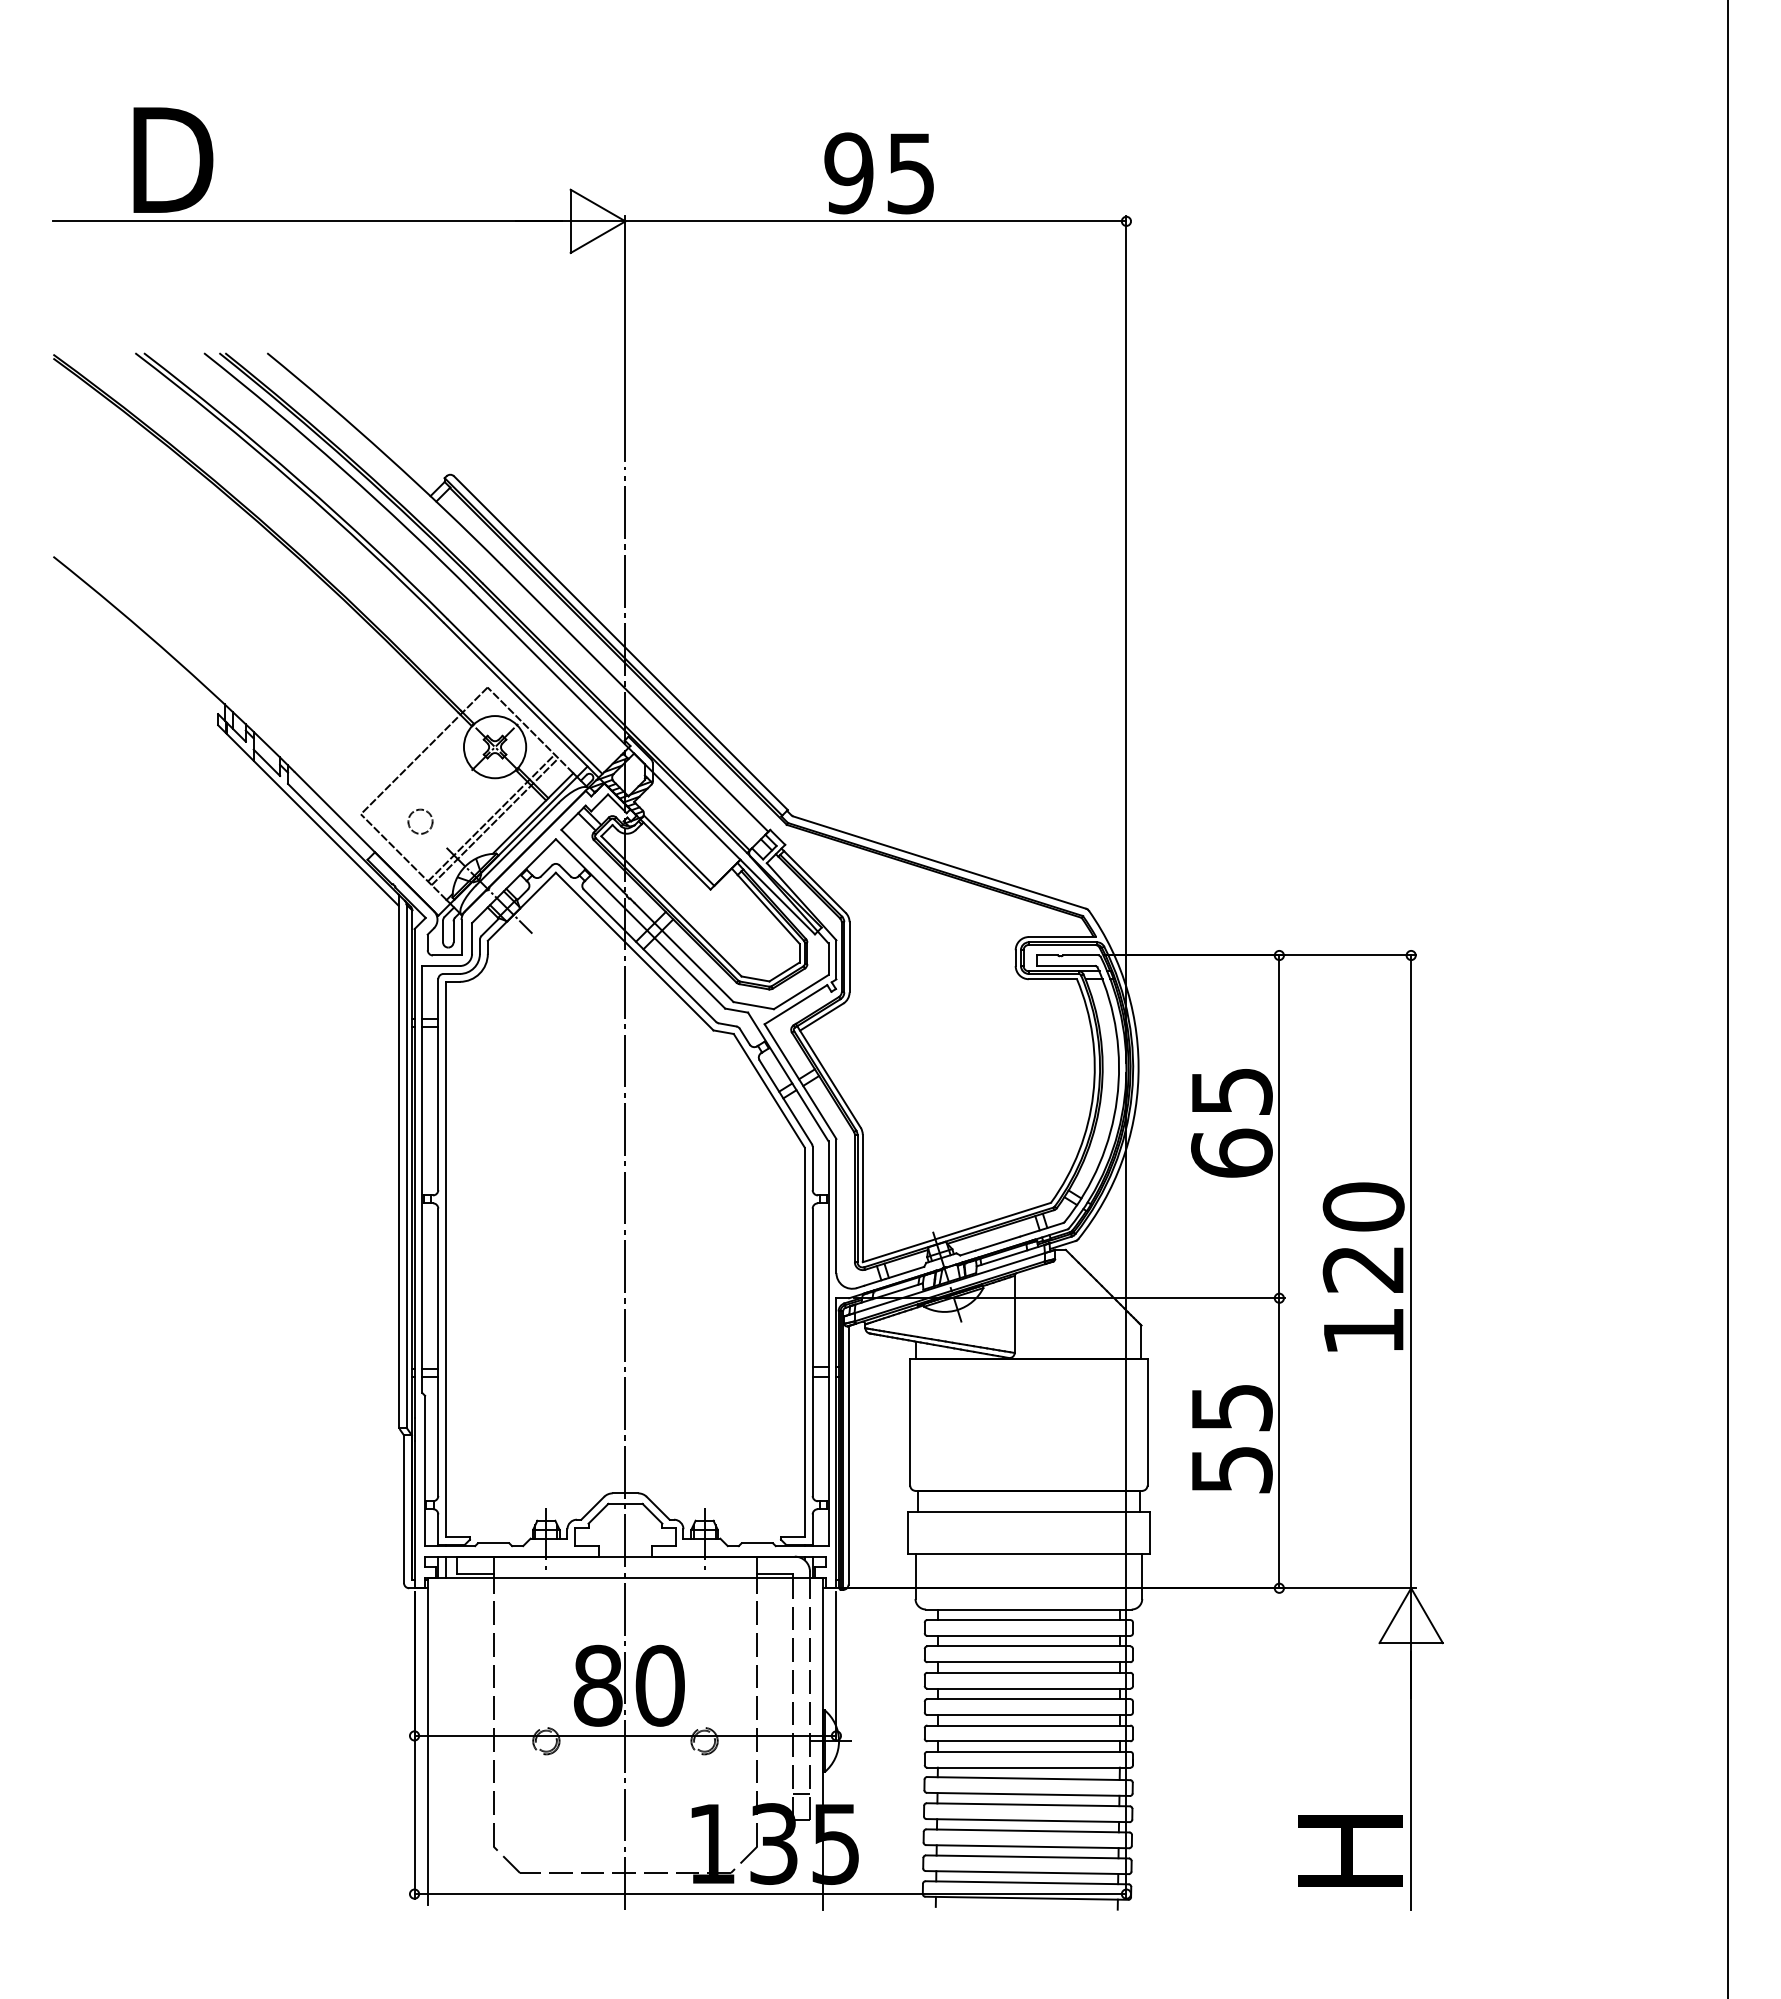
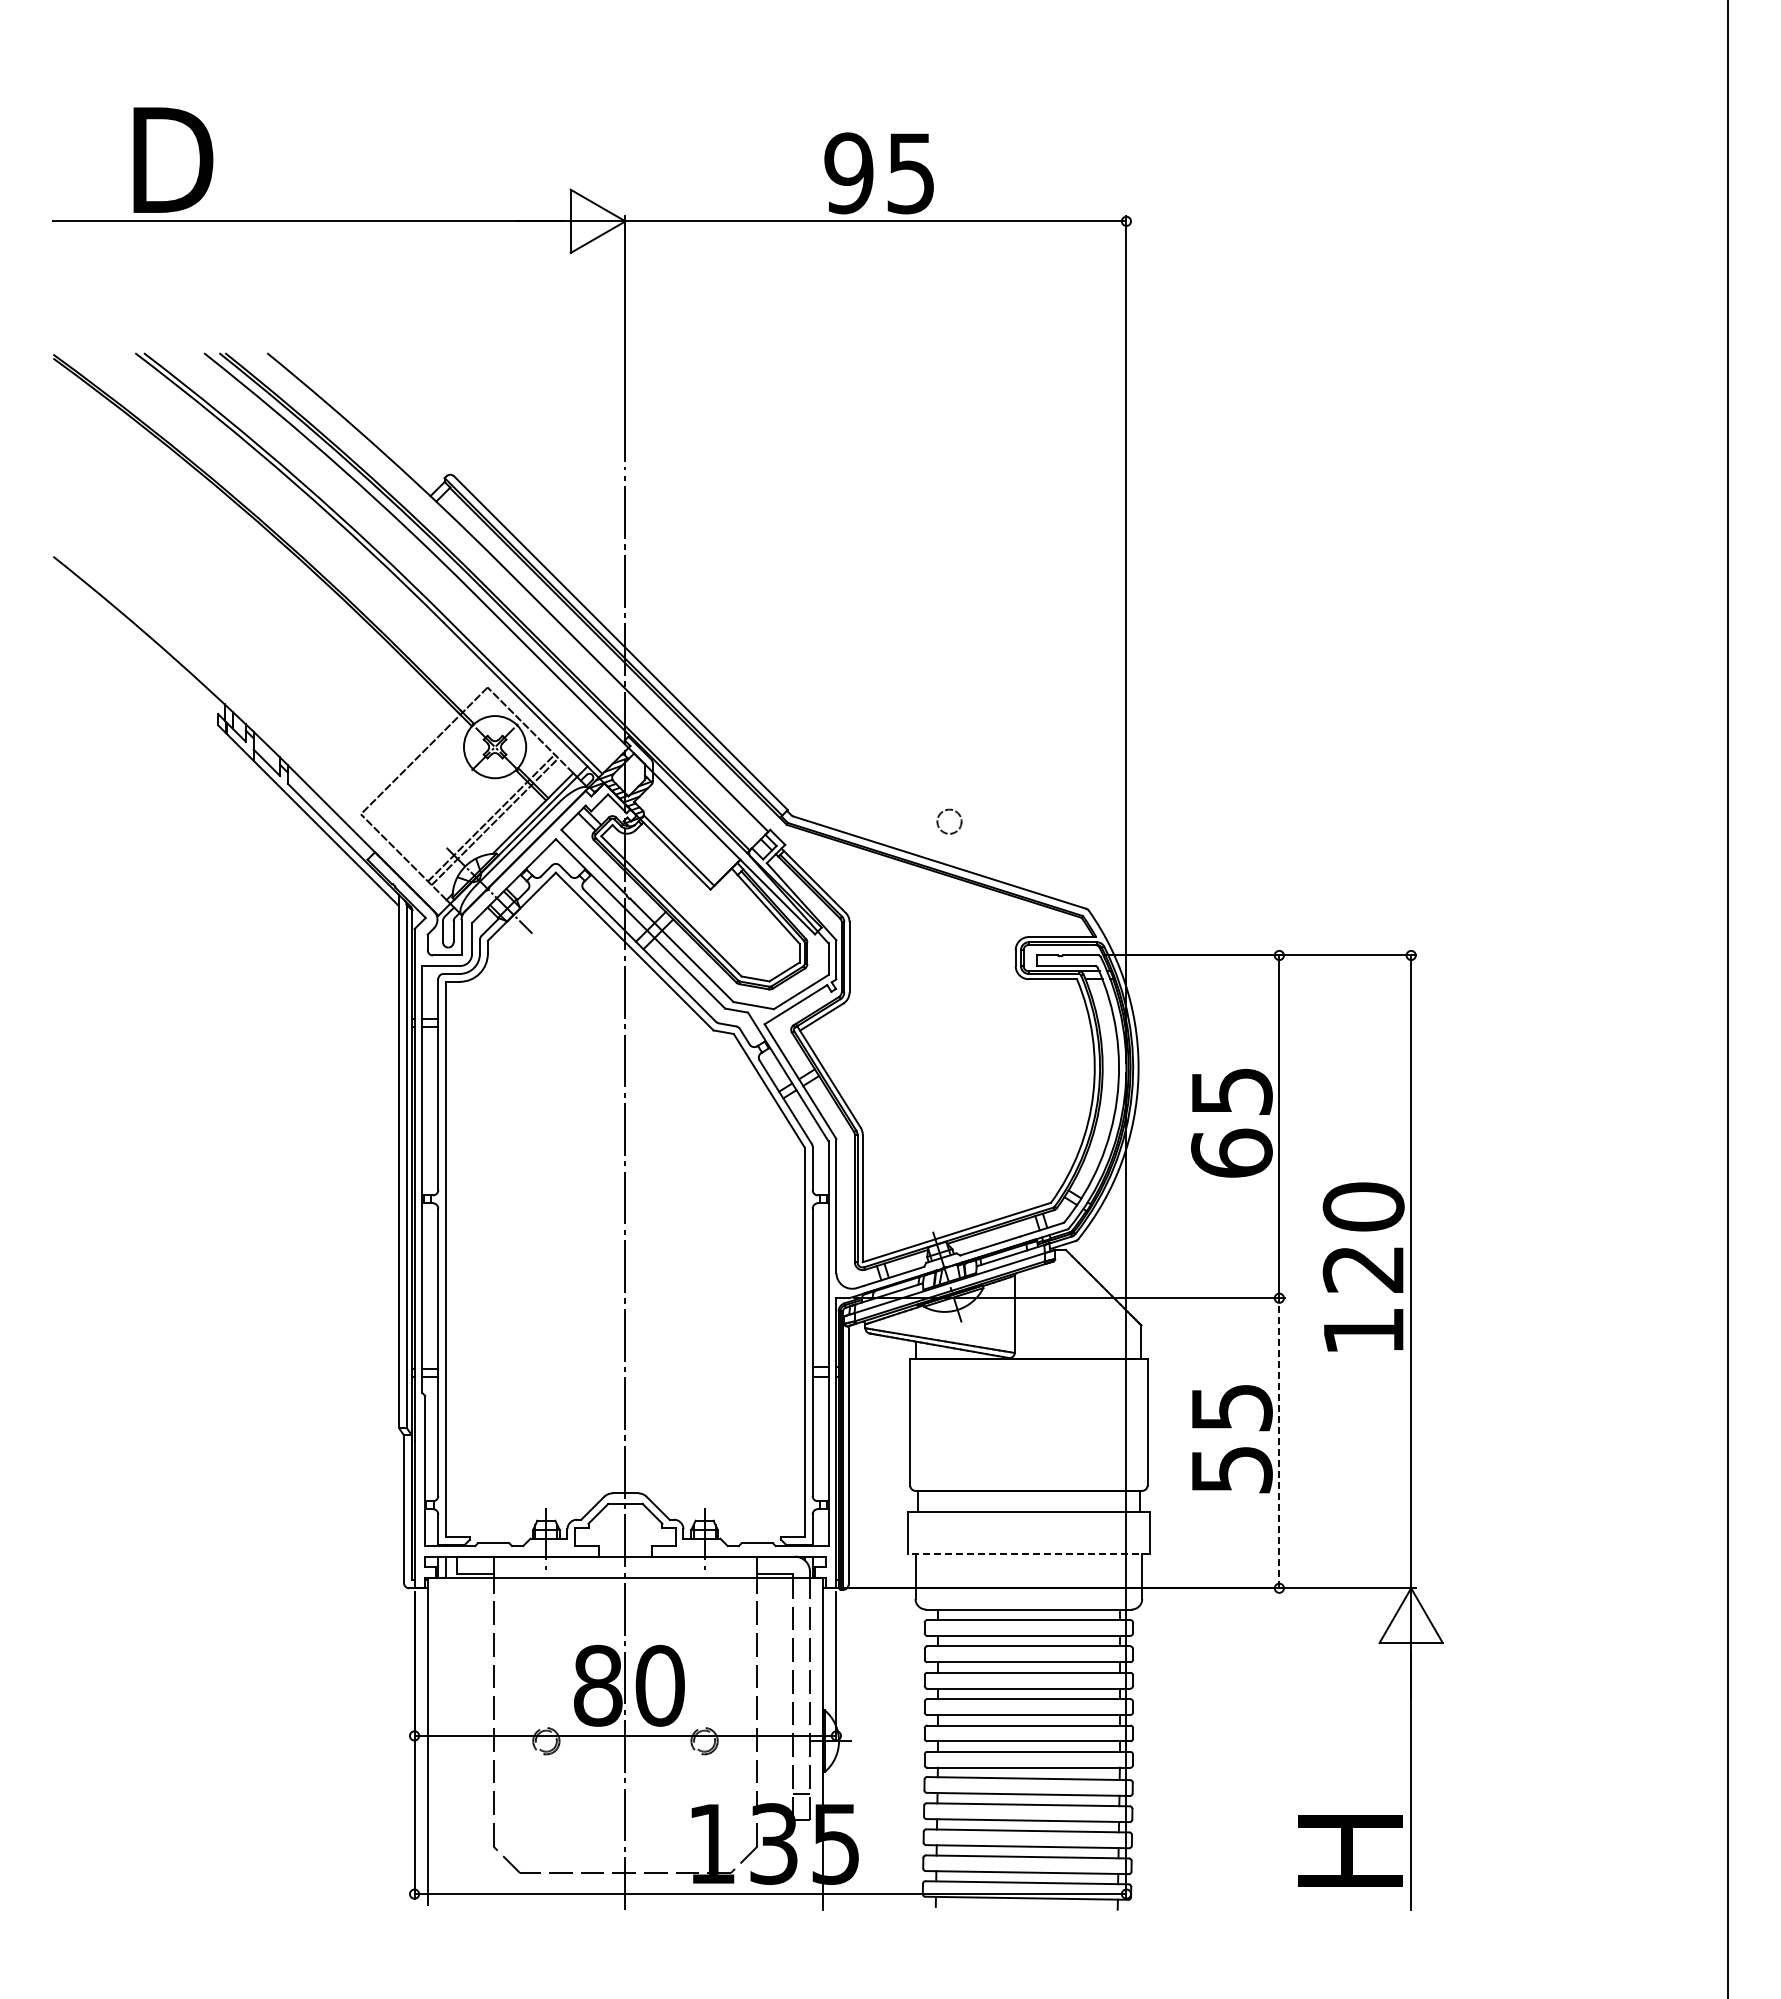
circle position: (420, 821) -> (949, 821) (949, 821)
line: solid -> dashed (1279, 1442)
line: solid -> dashed (1028, 1554)
